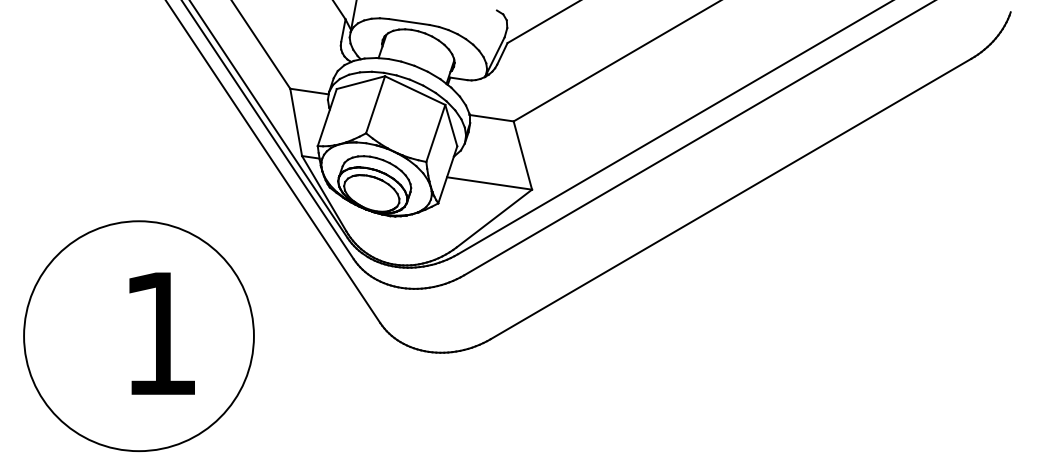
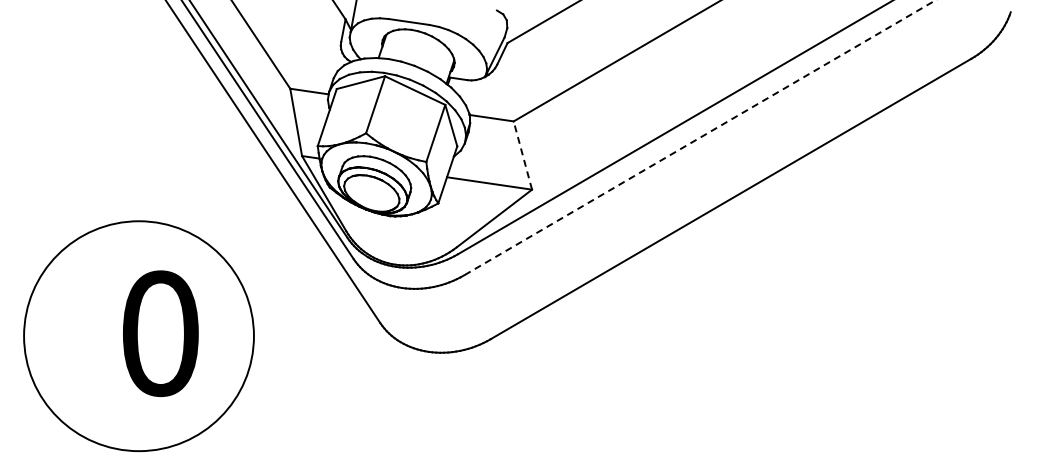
line: solid -> dashed (699, 138)
line: solid -> dashed (522, 155)
text: 1 -> 0 (160, 333)
